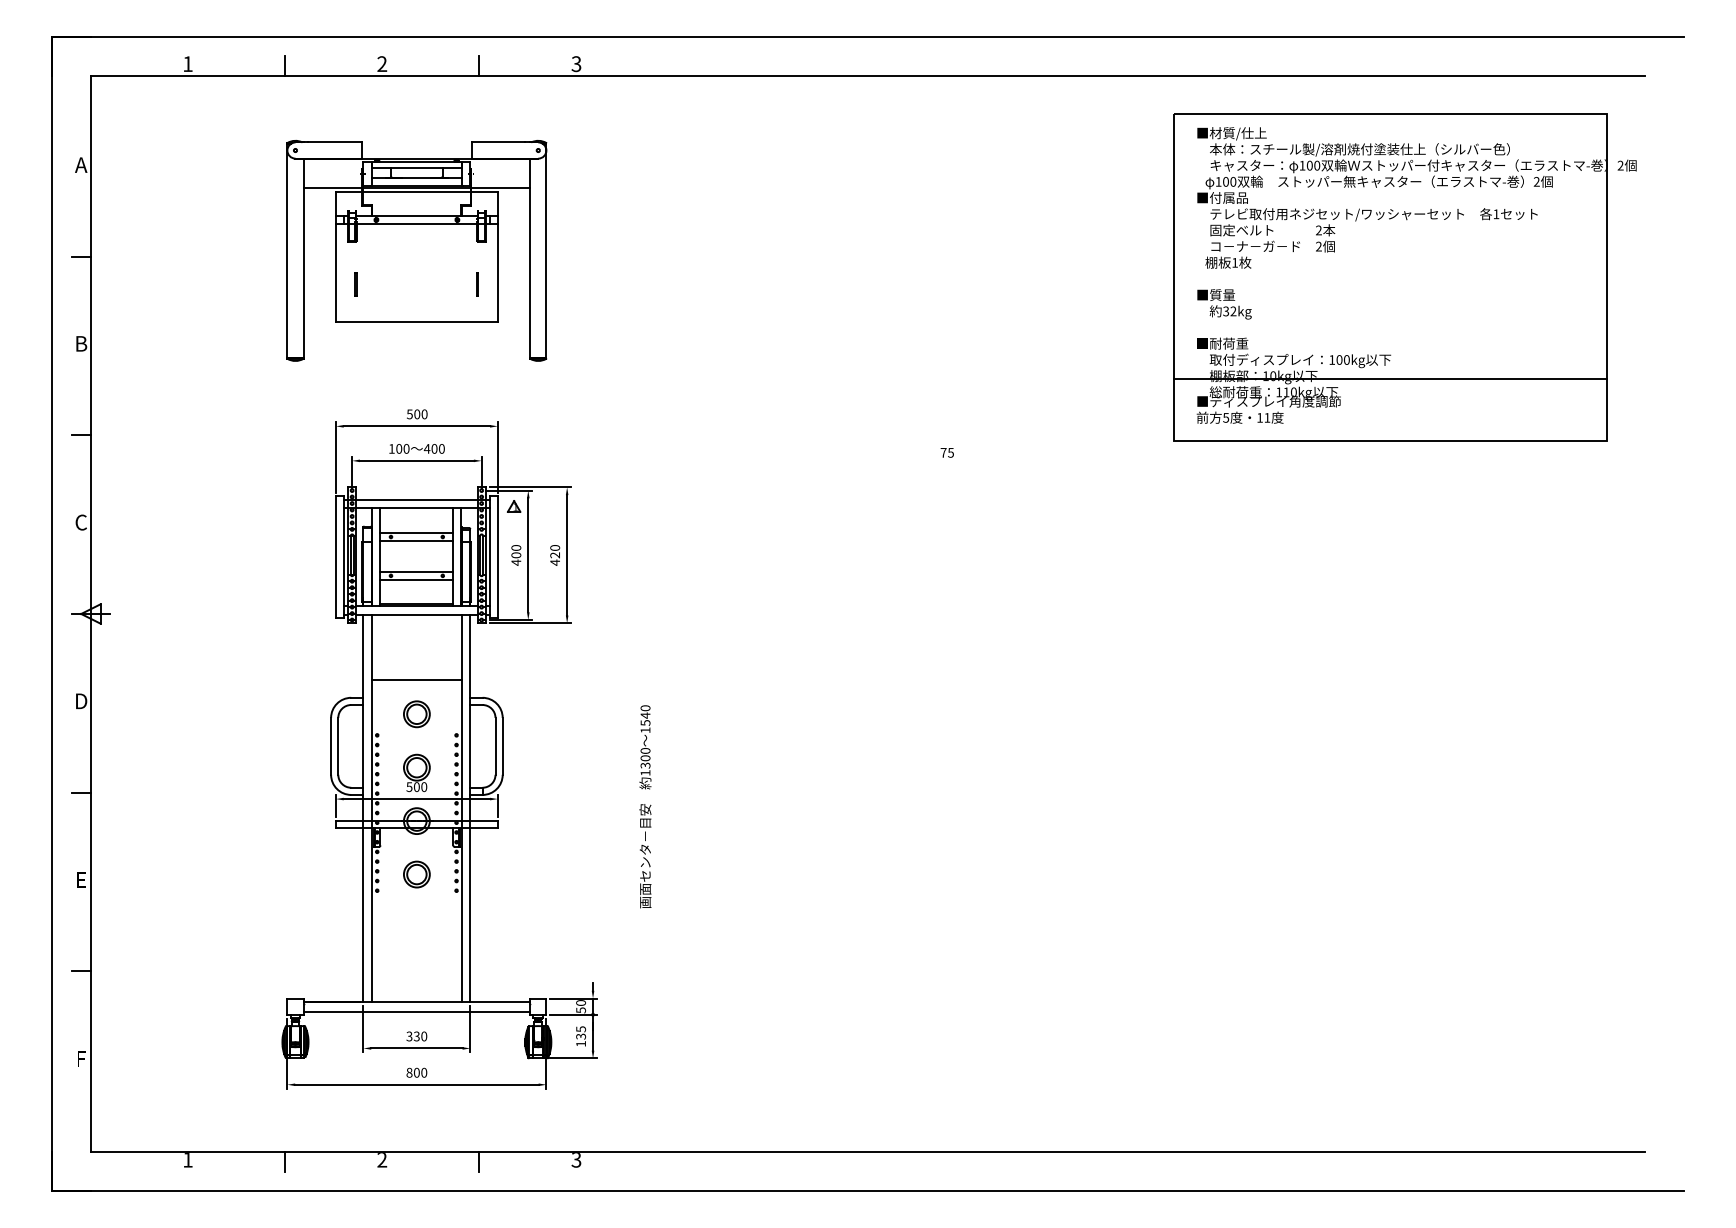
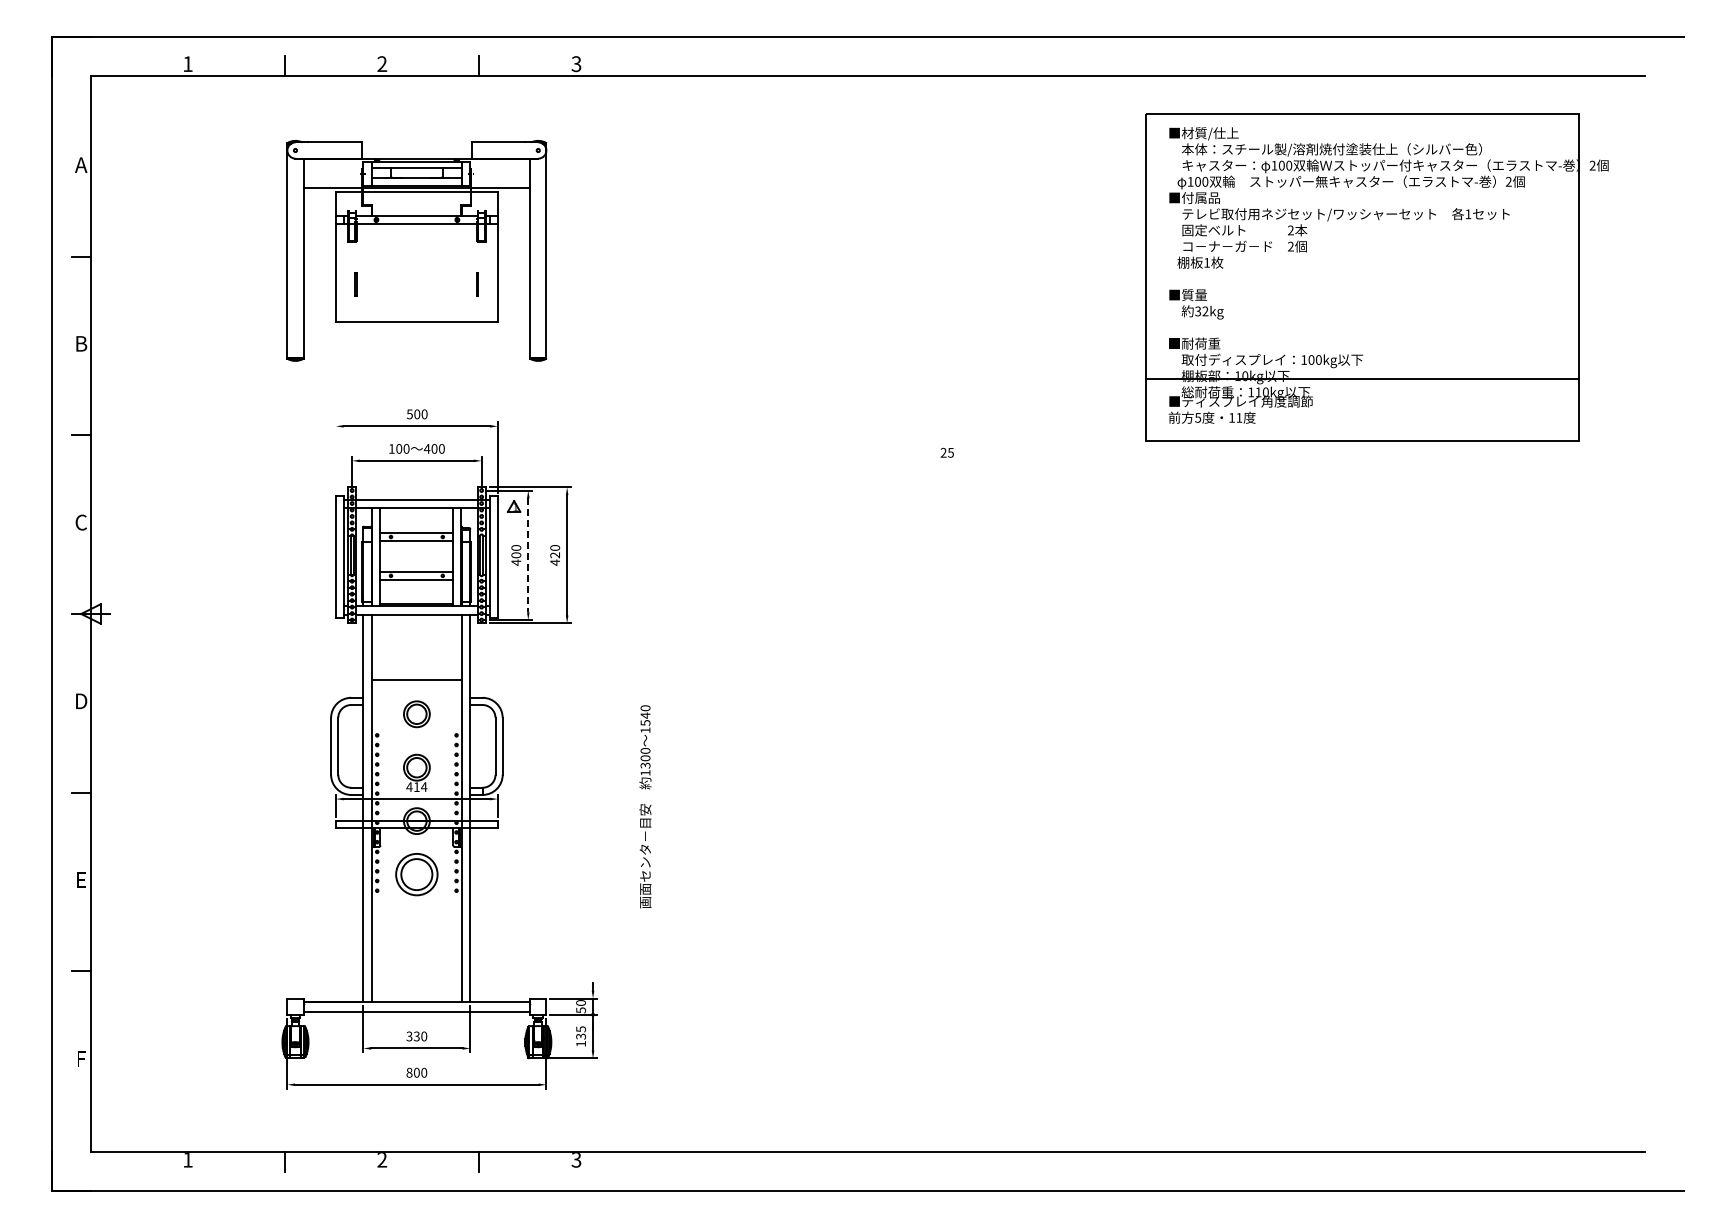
part position: (1404, 277) -> (1376, 277) (1376, 277)
text: 75 -> 25 (943, 452)
line: present -> none (335, 457)
line: solid -> dashed (528, 555)
text: 500 -> 414 (416, 787)
part size: 28x29 px -> 44x44 px (416, 874)
